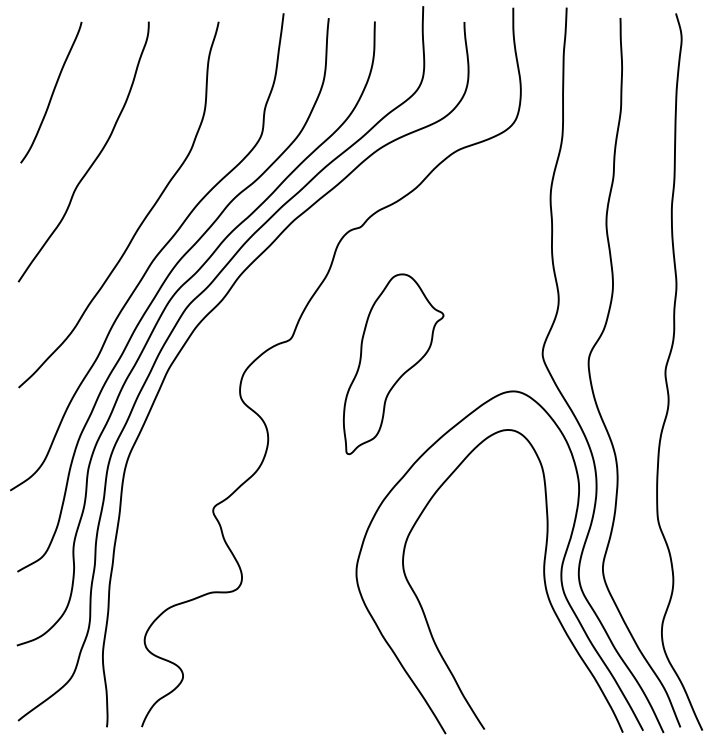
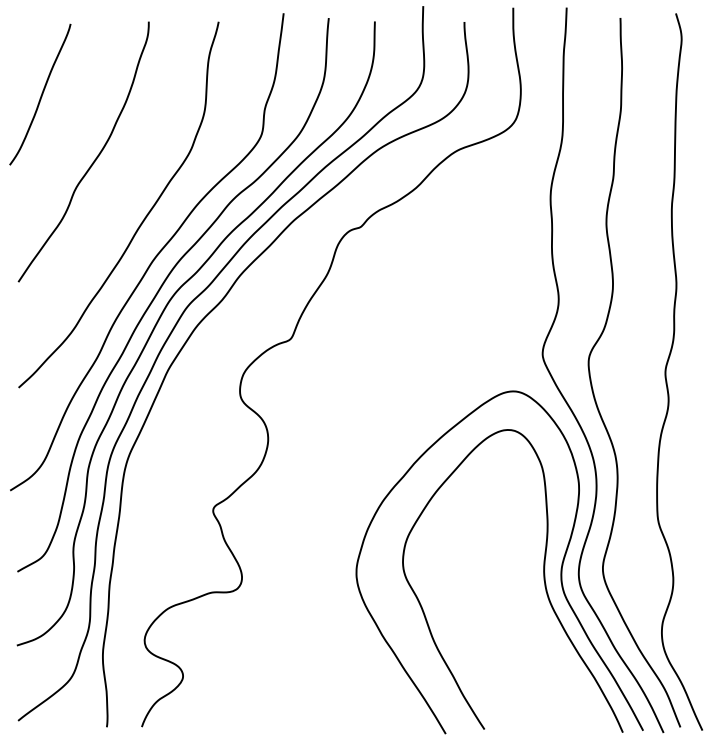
curve position: (52, 92) -> (41, 94) (41, 94)
part: present -> none (393, 364)
